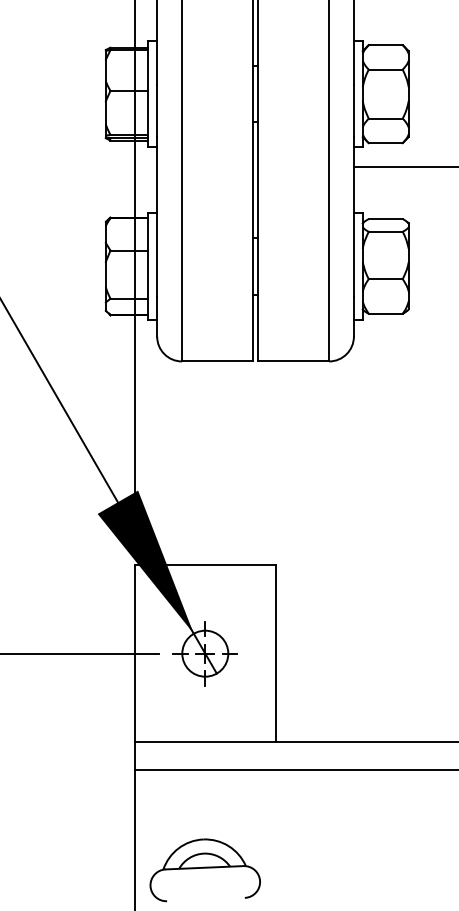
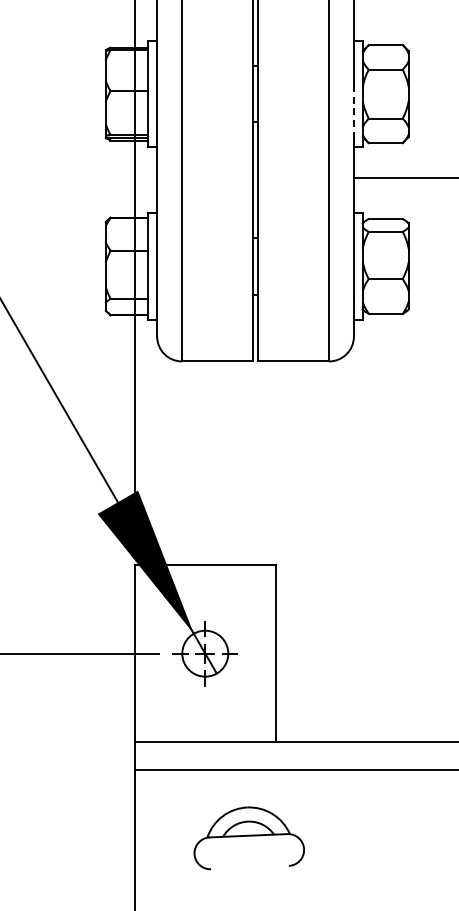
line: solid -> dashed (353, 111)
line position: (404, 166) -> (404, 177) (404, 177)
part position: (204, 870) -> (248, 838) (248, 838)
